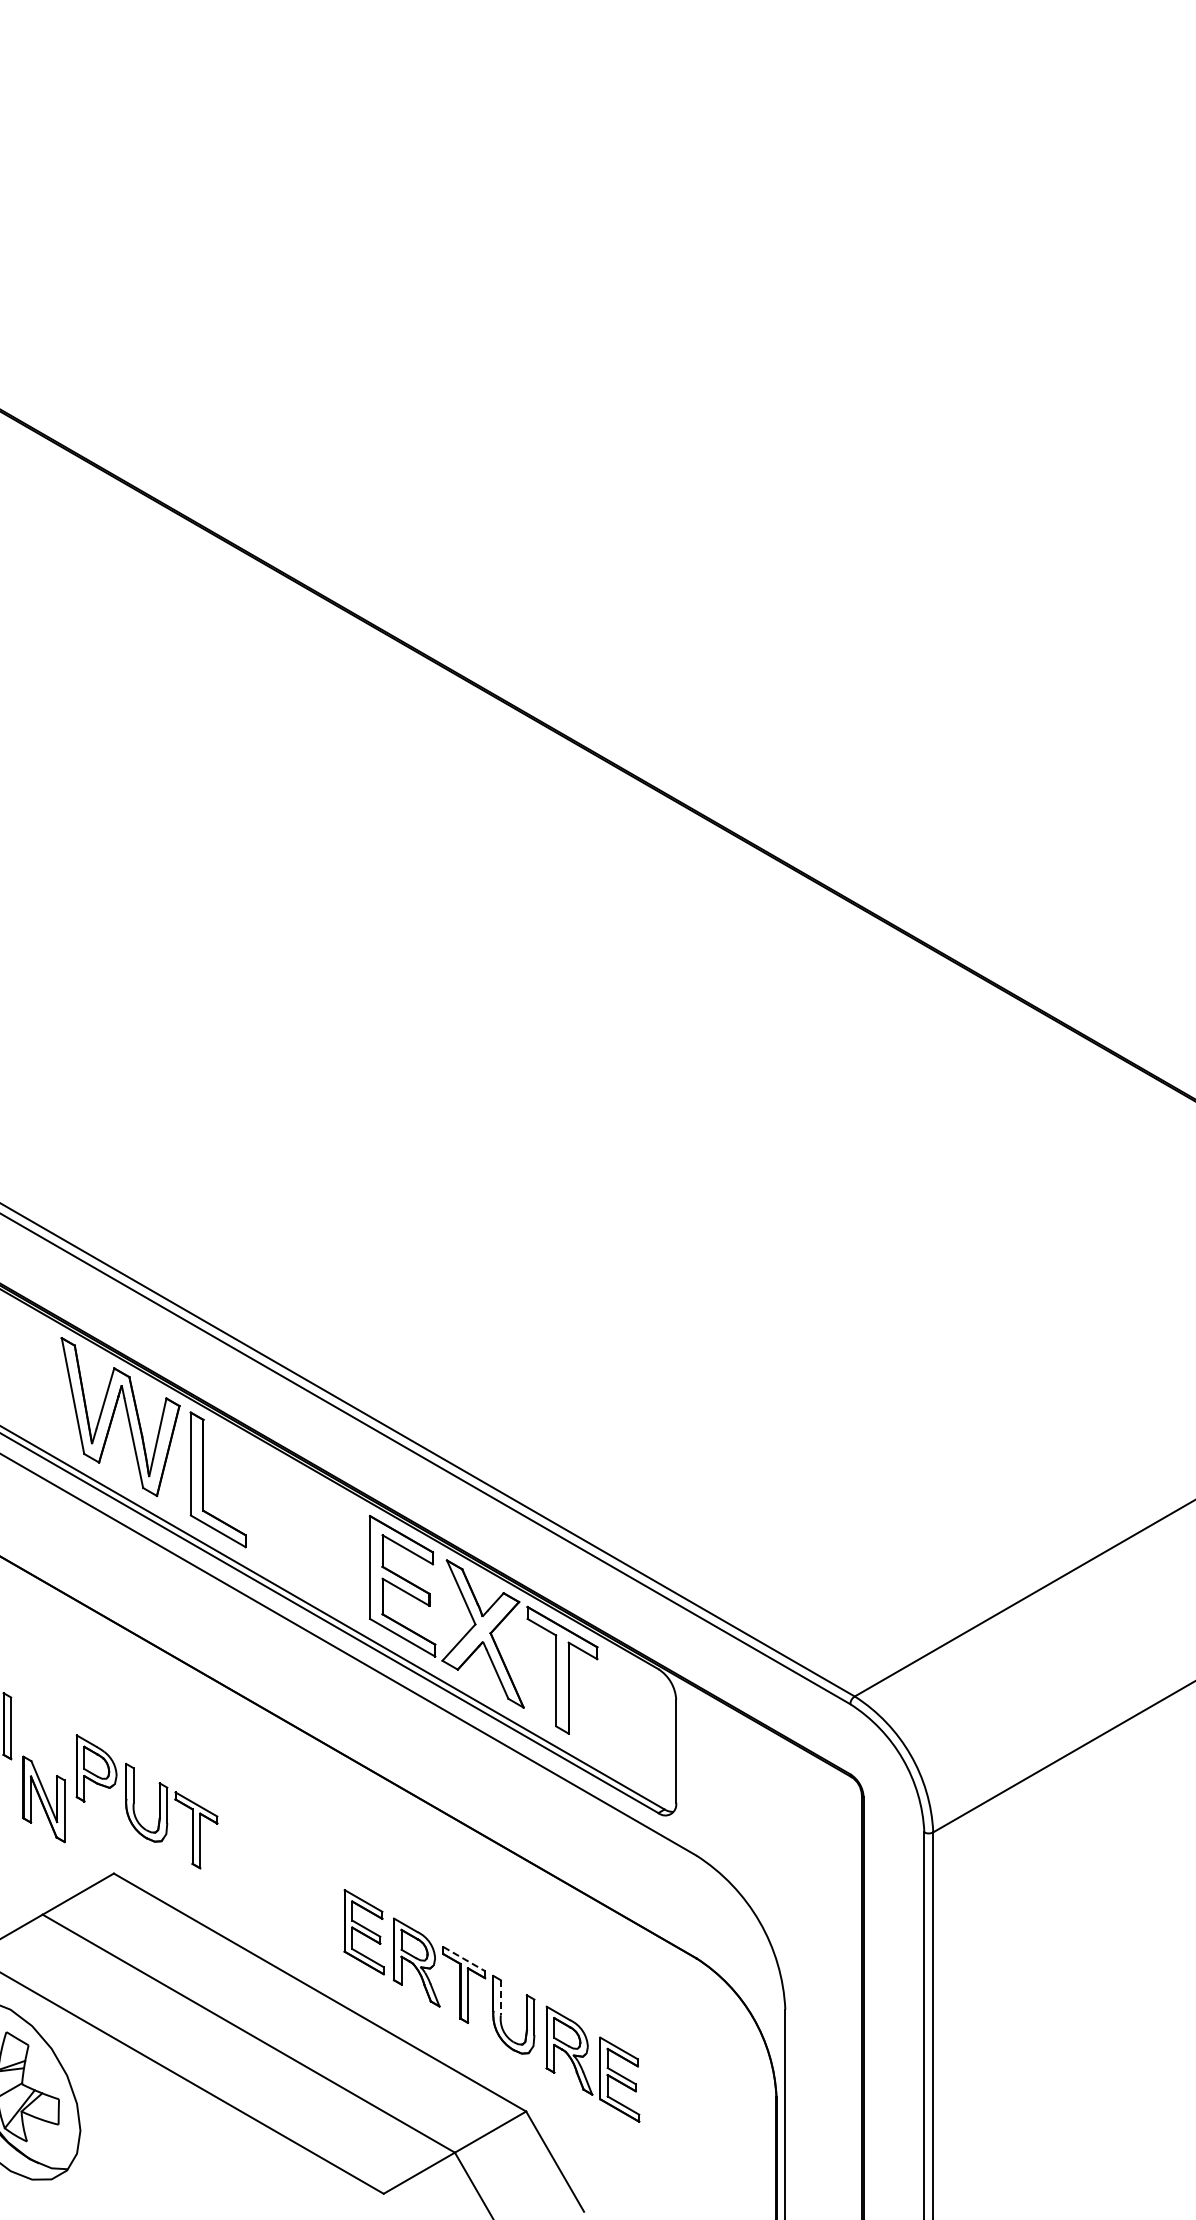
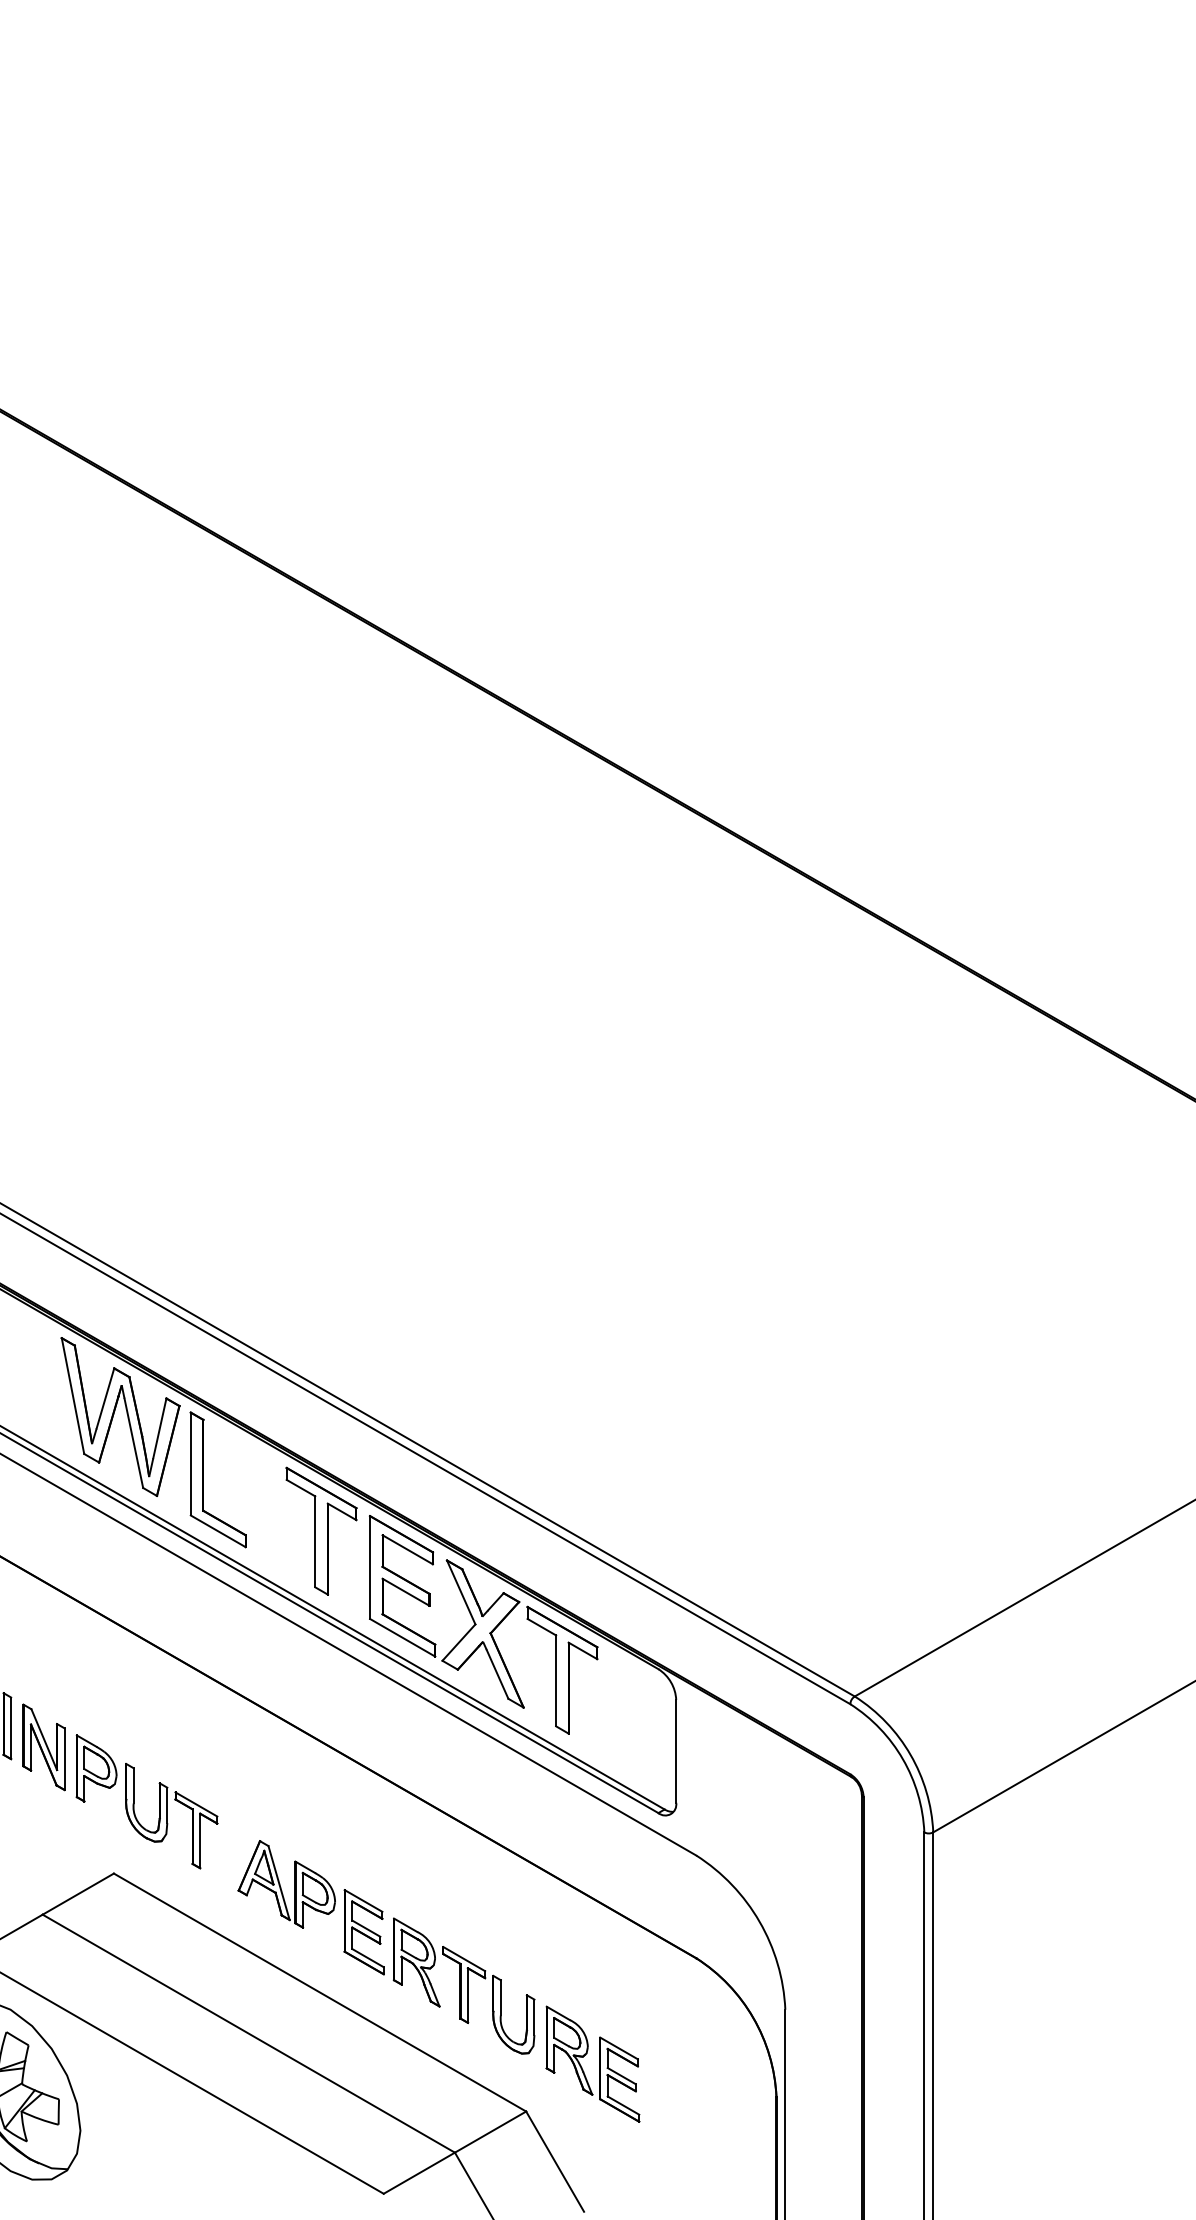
part: none -> present (321, 1530)
part position: (43, 1799) -> (43, 1747) (43, 1747)
part: none -> present (286, 1884)
line: dashed -> solid (464, 1959)
line: dashed -> solid (500, 1997)
